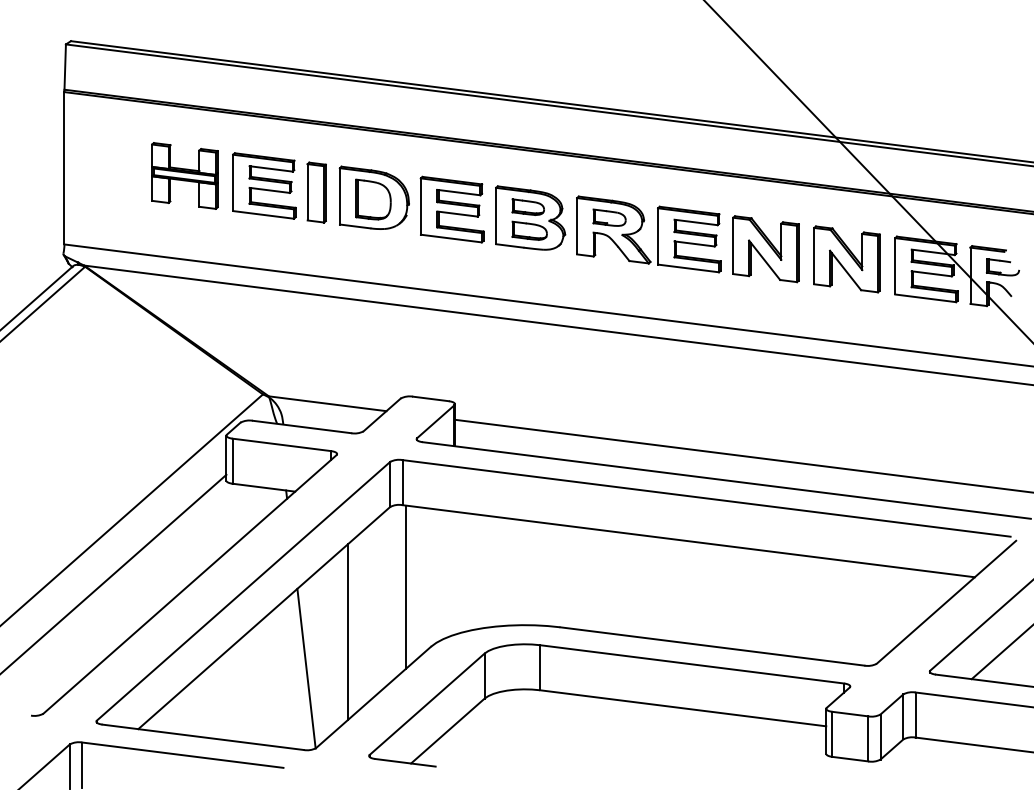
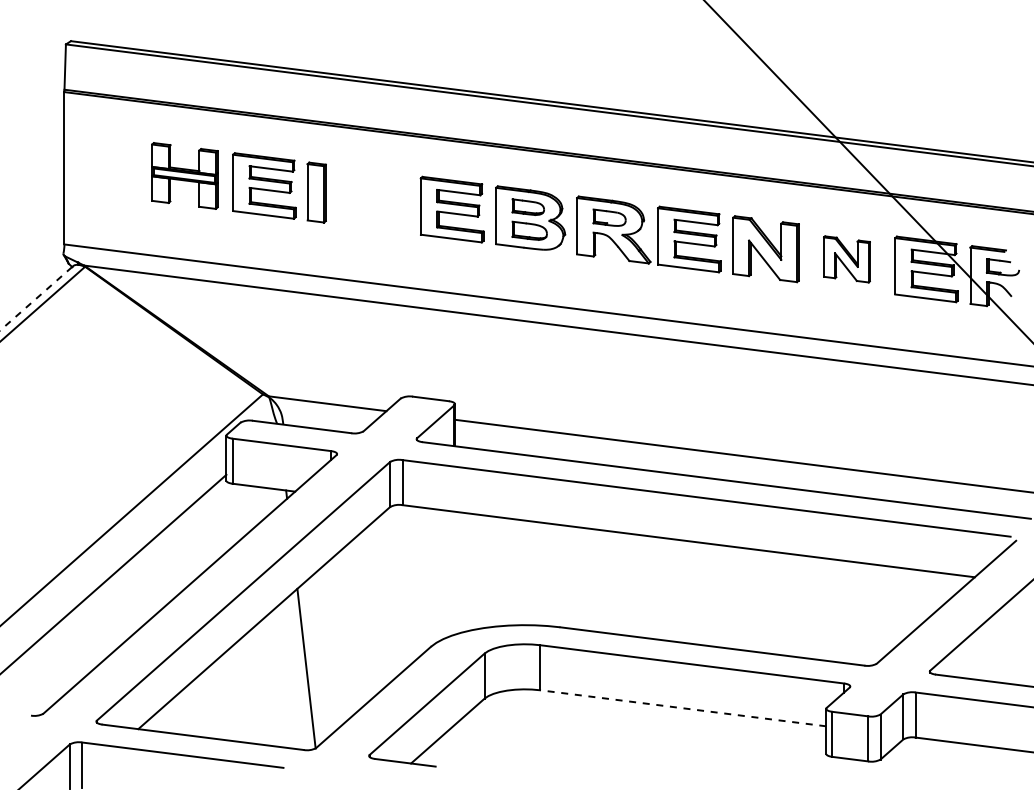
part: present -> none (373, 197)
part size: 68x69 px -> 48x49 px (846, 259)
line: solid -> dashed (36, 298)
line: present -> none (405, 587)
line: present -> none (348, 631)
line: present -> none (1000, 653)
line: solid -> dashed (682, 708)
